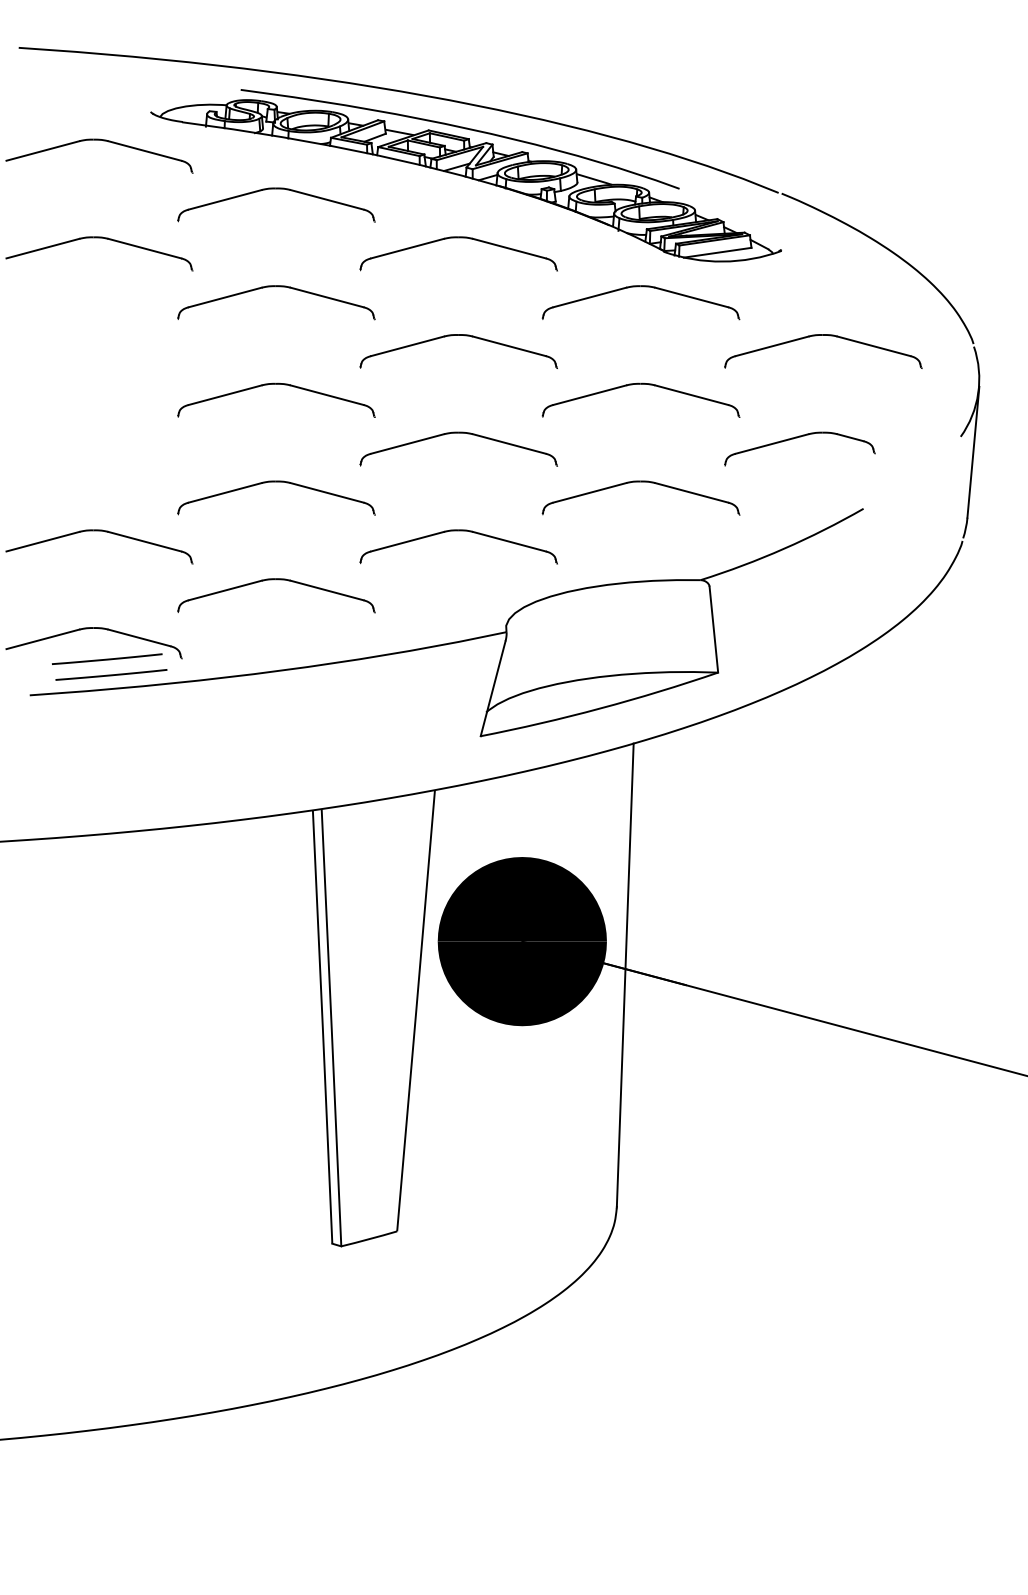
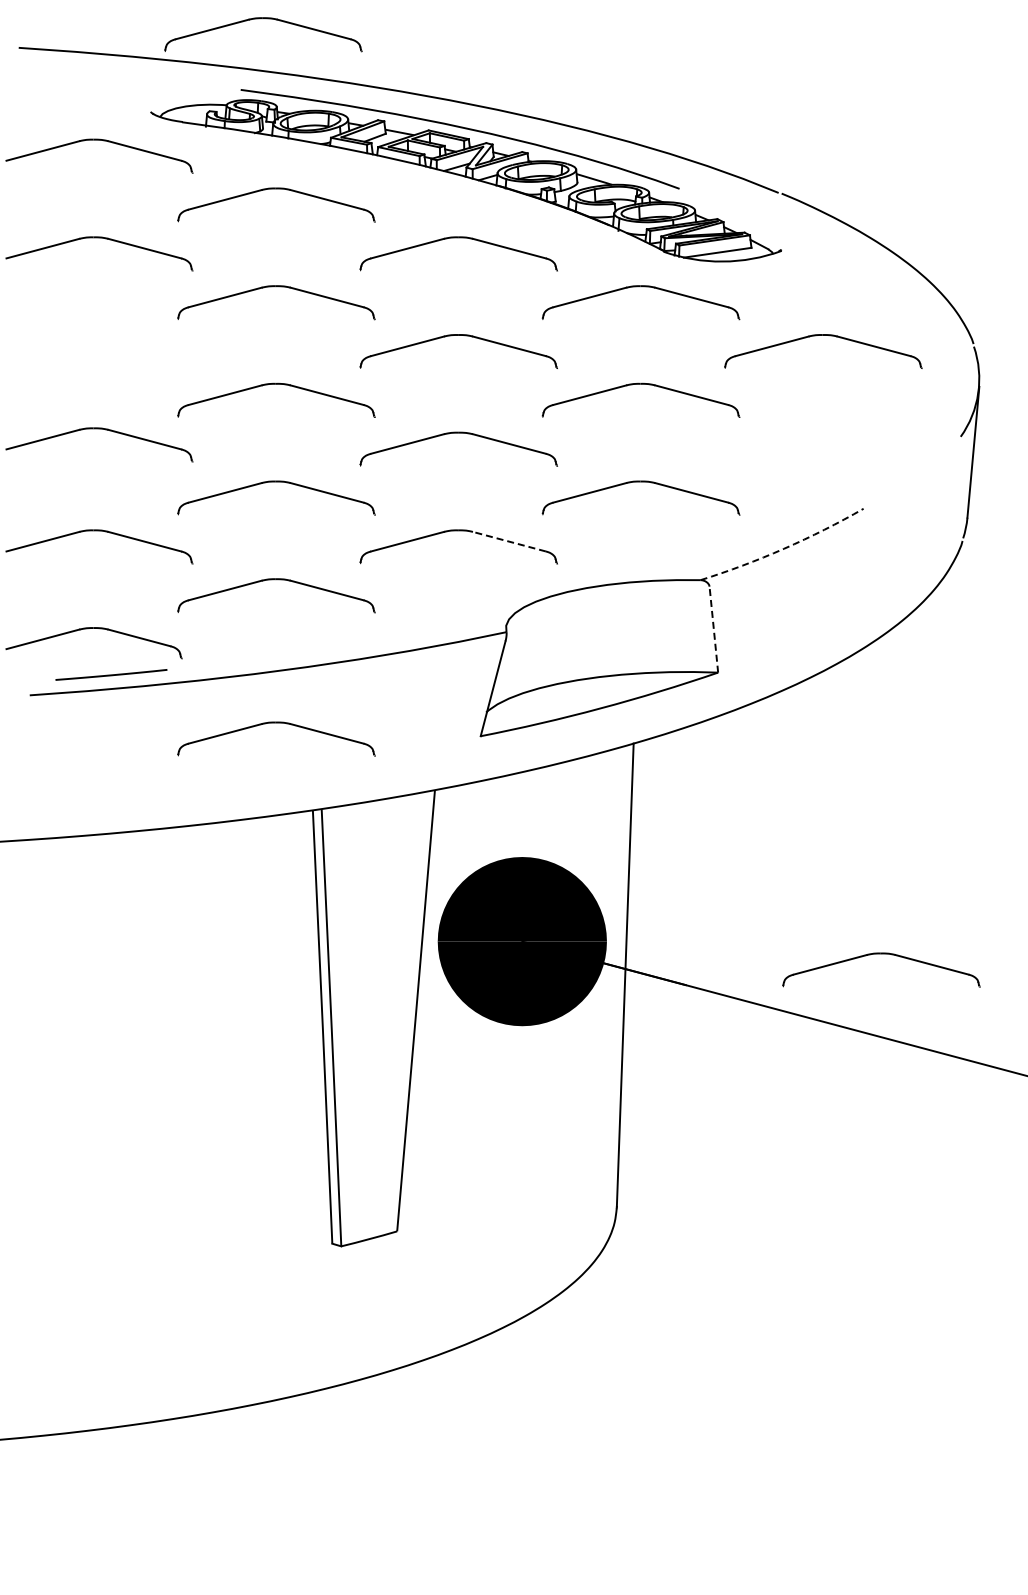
part: none -> present (263, 19)
part: none -> present (99, 429)
part: present -> none (797, 438)
line: solid -> dashed (509, 541)
arc: solid -> dashed (784, 548)
line: solid -> dashed (713, 629)
line: present -> none (107, 658)
part: none -> present (276, 723)
part: none -> present (881, 954)
